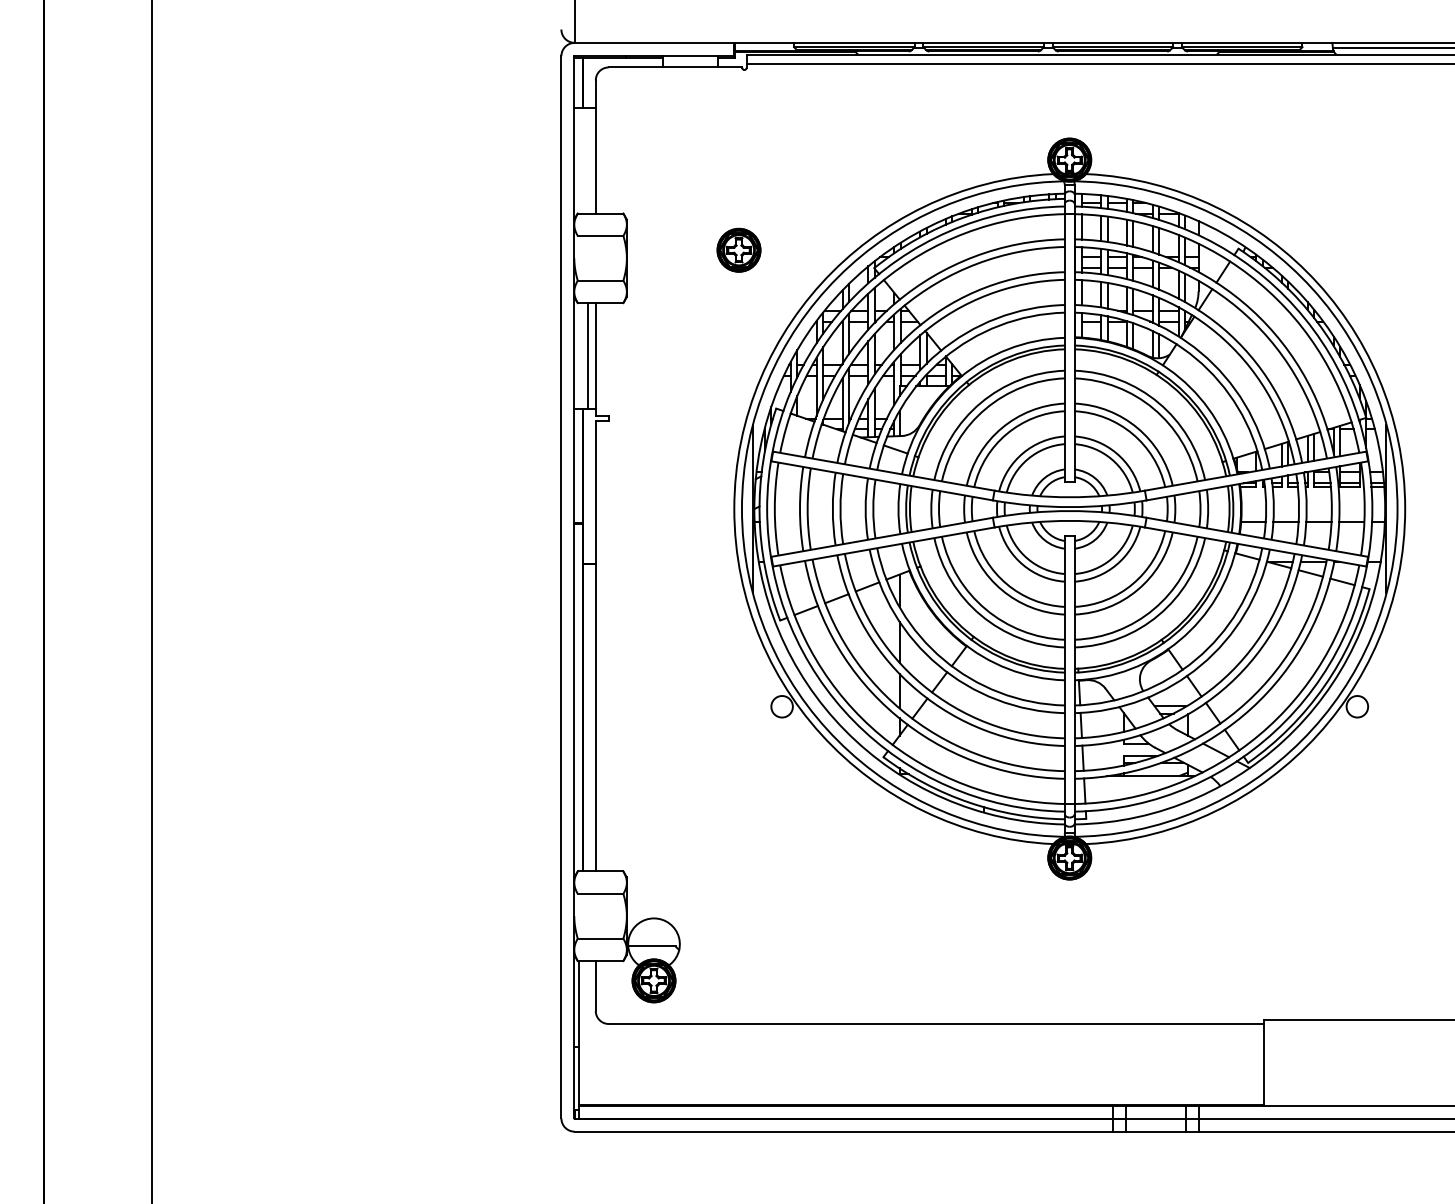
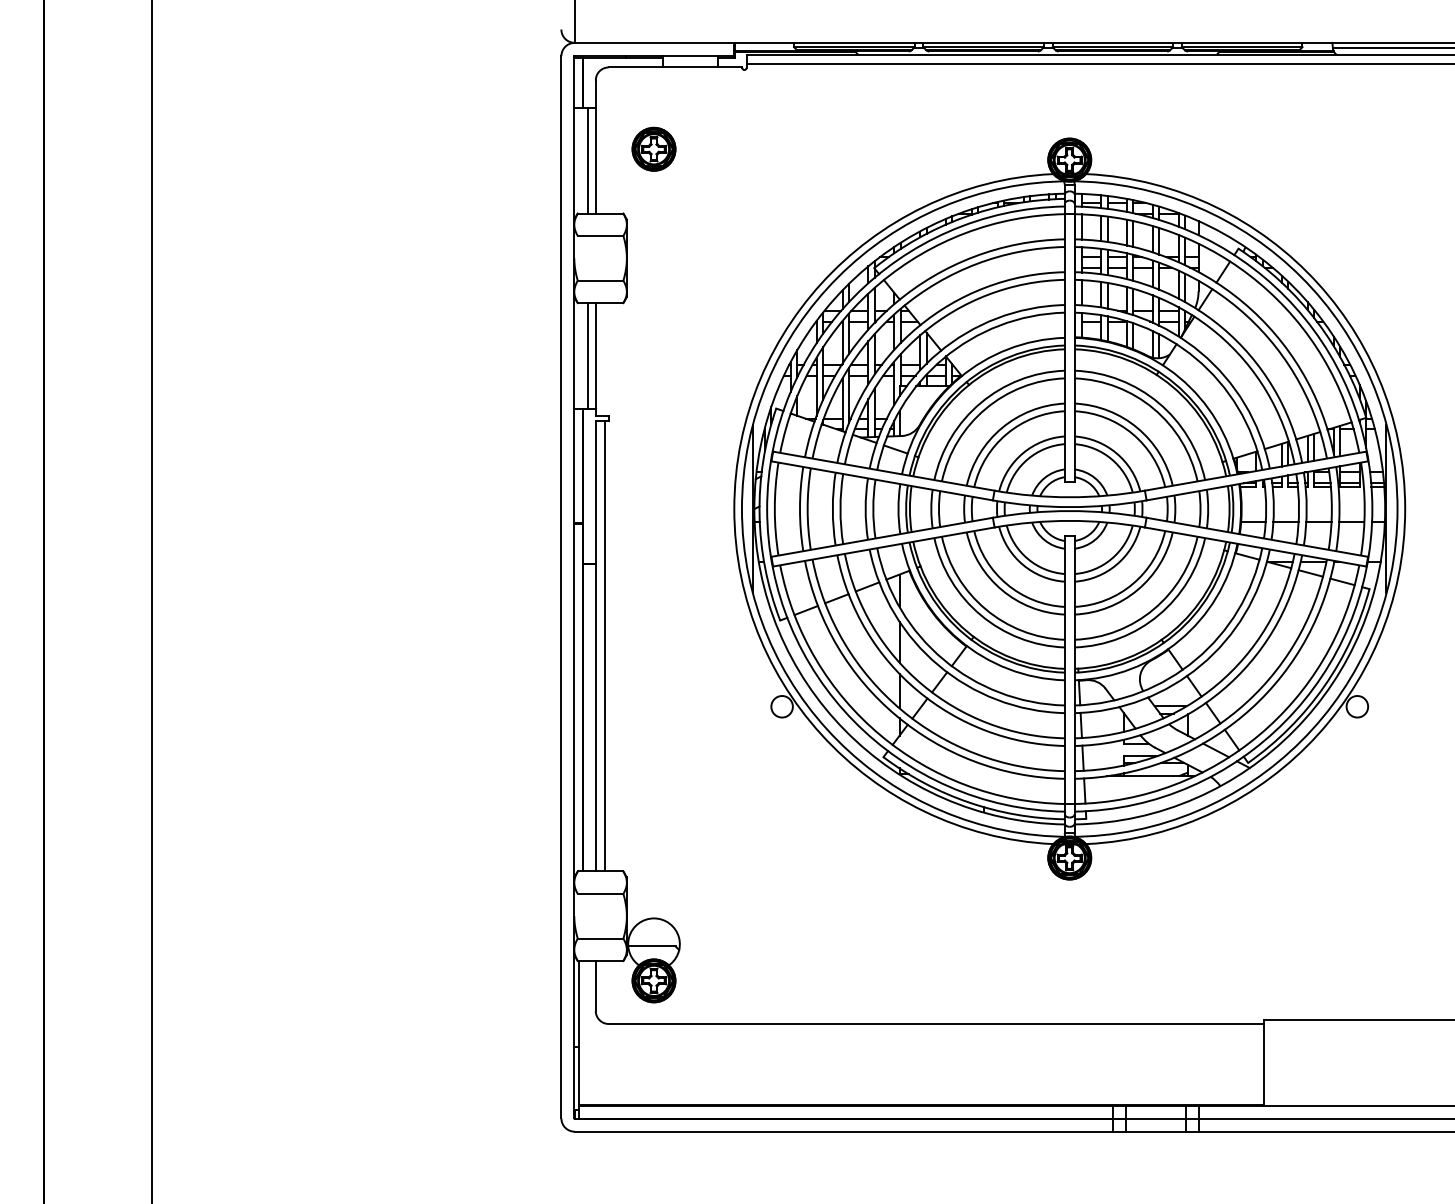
line: none -> present (587, 160)
part position: (738, 249) -> (653, 148) (653, 148)
line: none -> present (604, 645)
